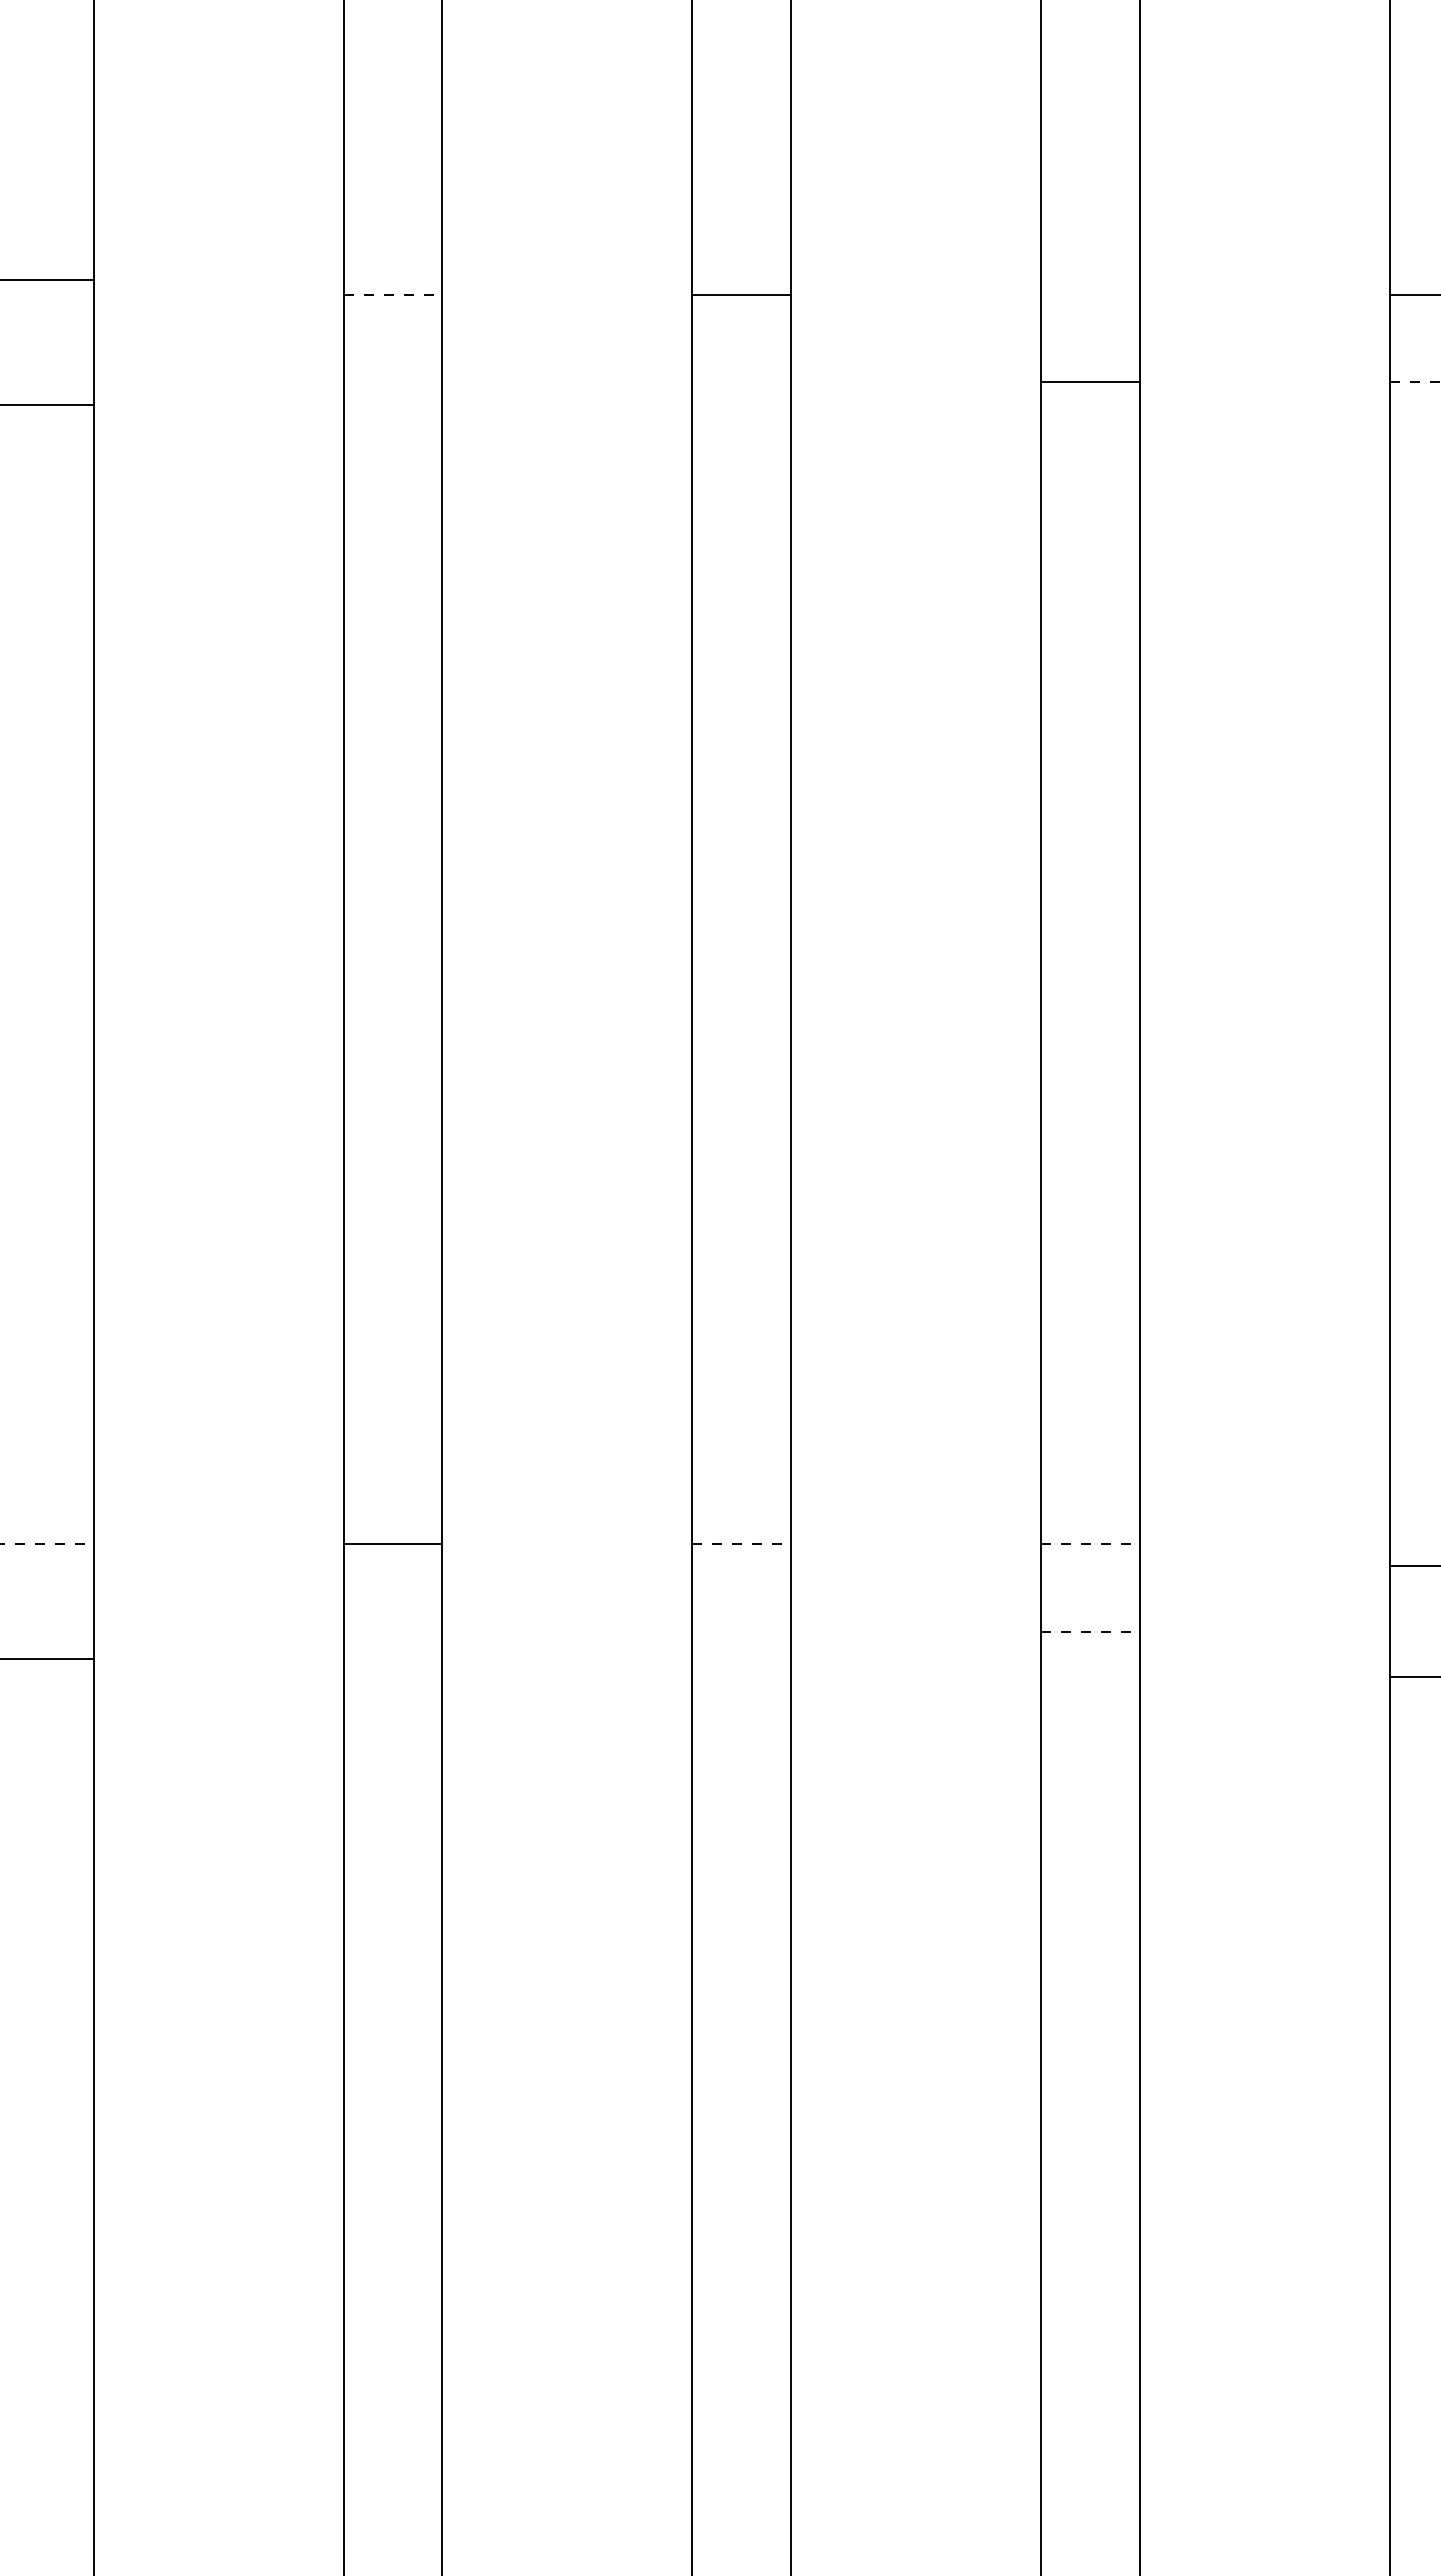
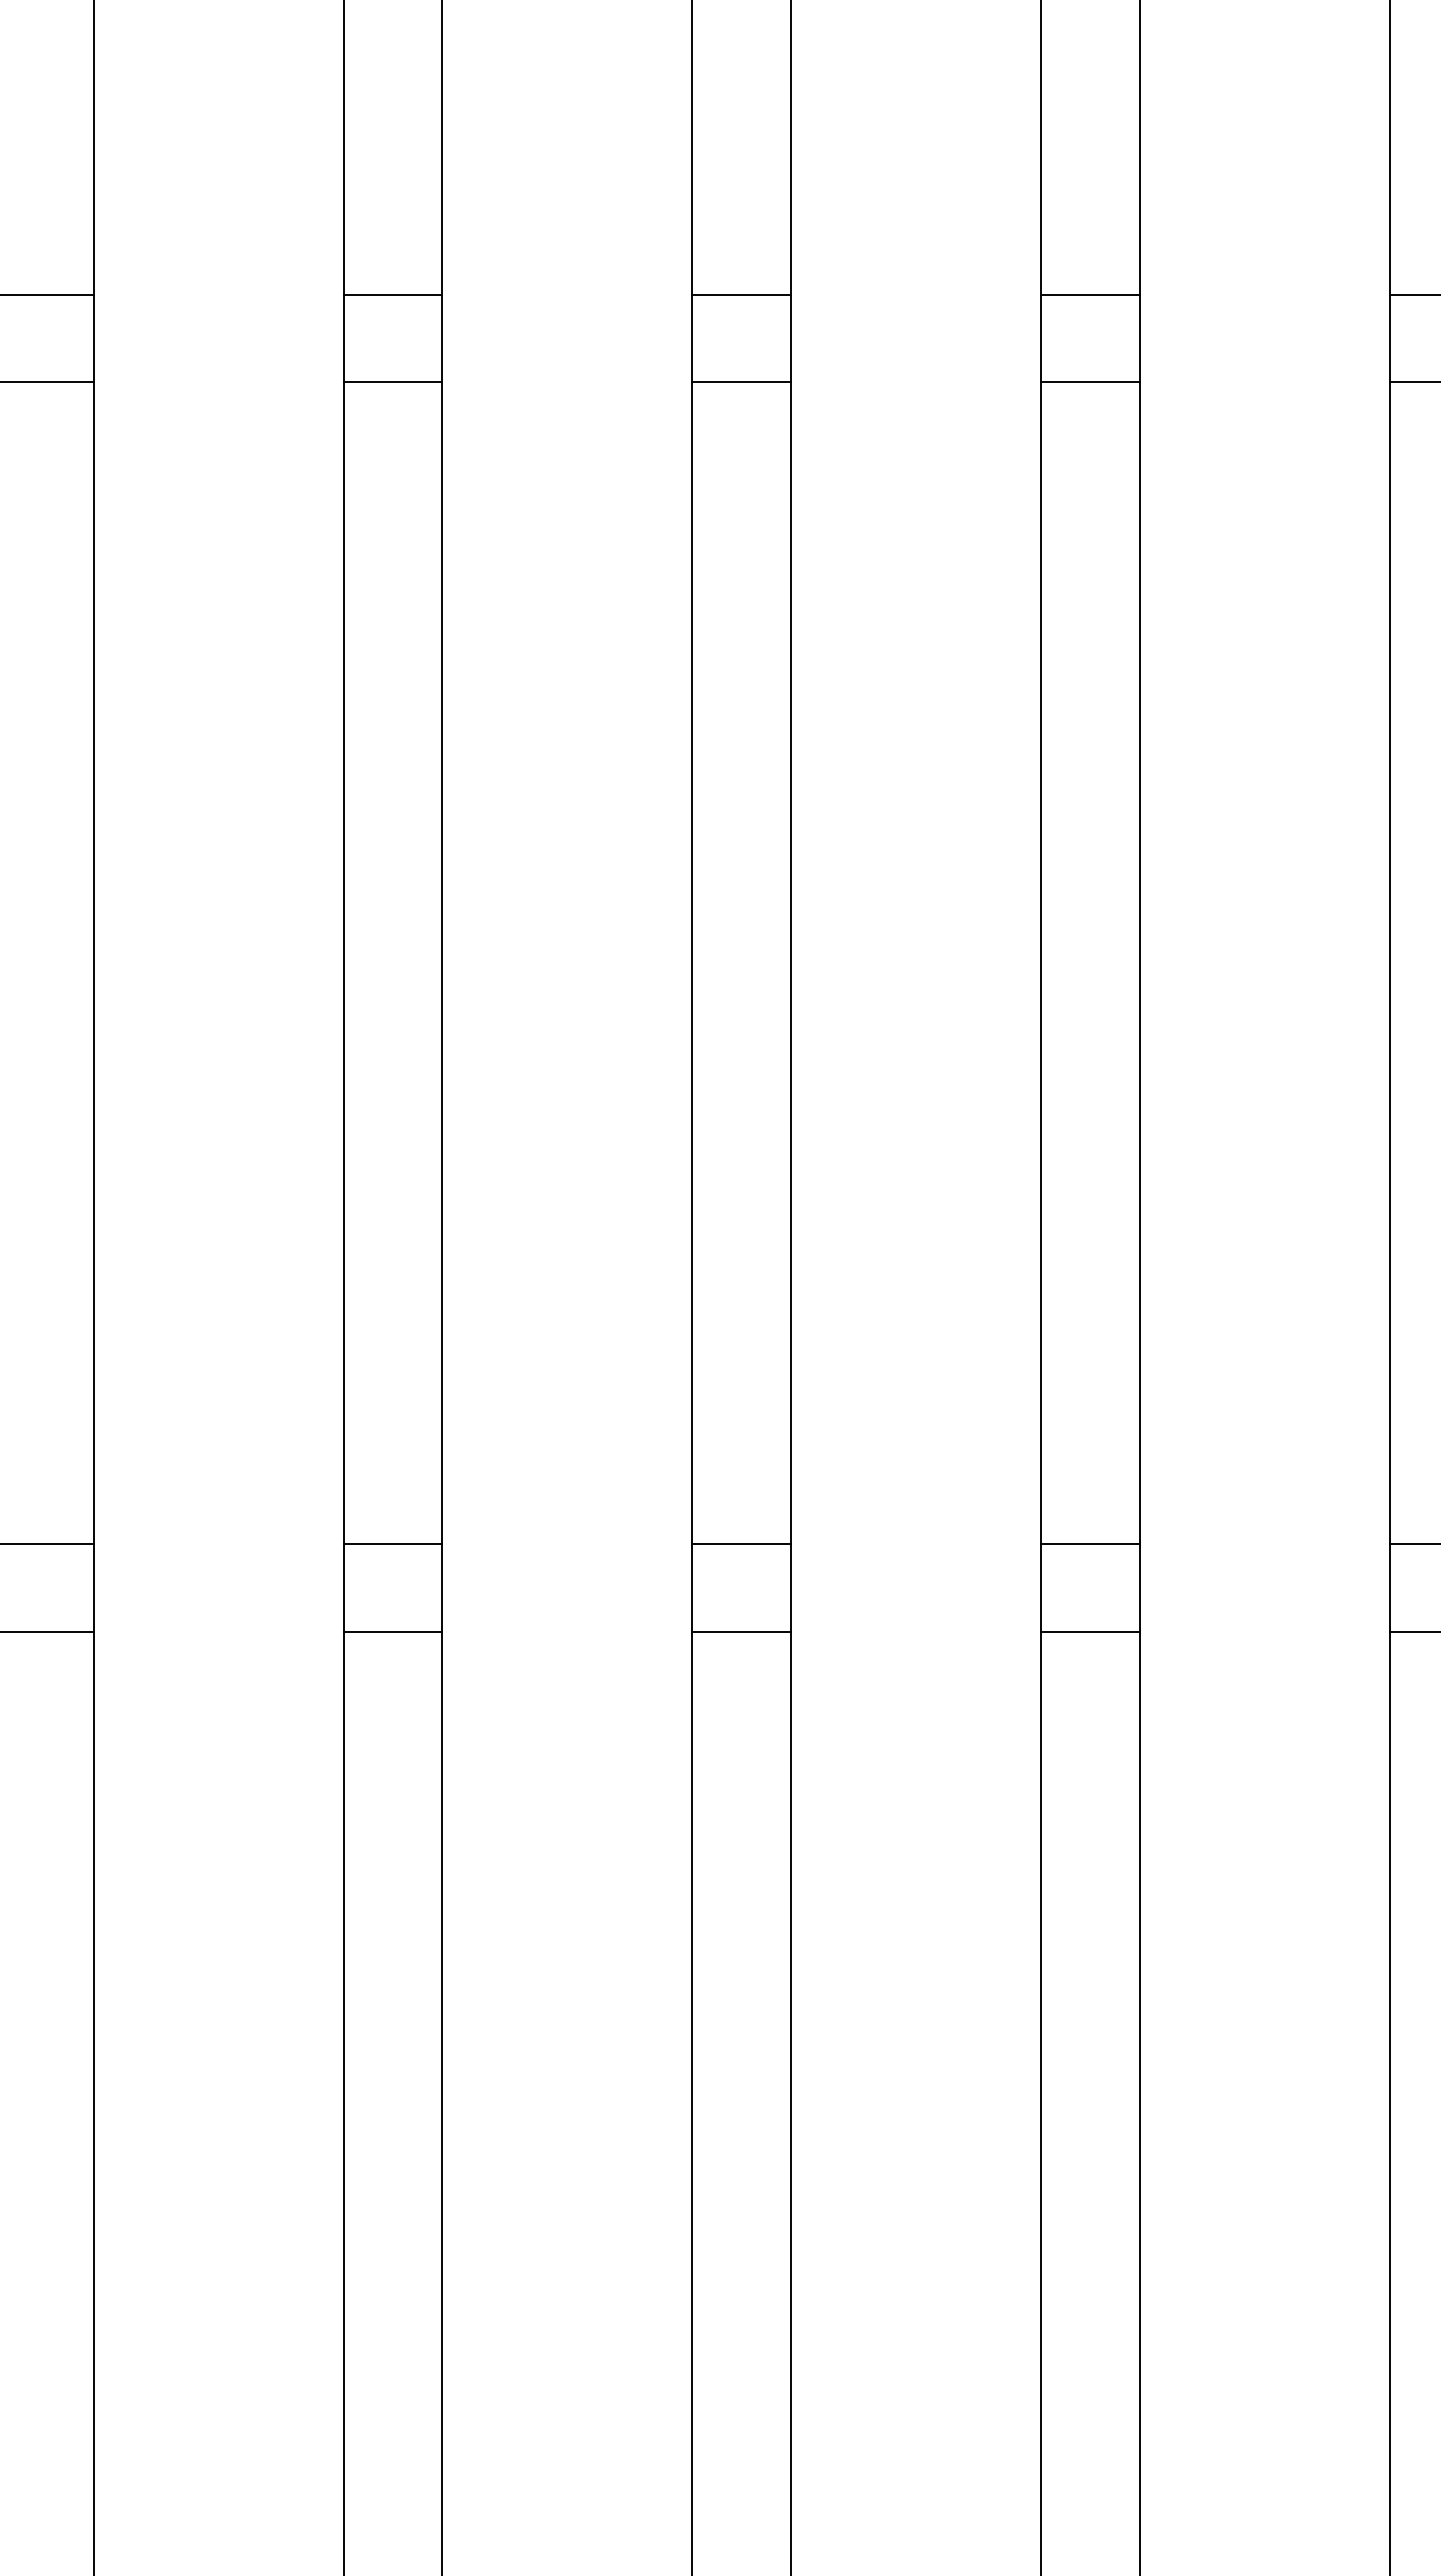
line position: (47, 279) -> (47, 294) (47, 294)
line: dashed -> solid (393, 294)
line: none -> present (1089, 294)
line: none -> present (392, 382)
line: none -> present (741, 382)
line: dashed -> solid (1415, 382)
line position: (47, 405) -> (47, 382) (47, 382)
line: dashed -> solid (47, 1544)
line: dashed -> solid (742, 1544)
line: dashed -> solid (1090, 1544)
line position: (1413, 1566) -> (1413, 1544) (1413, 1544)
line: none -> present (392, 1631)
line: none -> present (741, 1631)
line: dashed -> solid (1090, 1631)
line position: (47, 1658) -> (47, 1631) (47, 1631)
line position: (1413, 1676) -> (1413, 1631) (1413, 1631)
